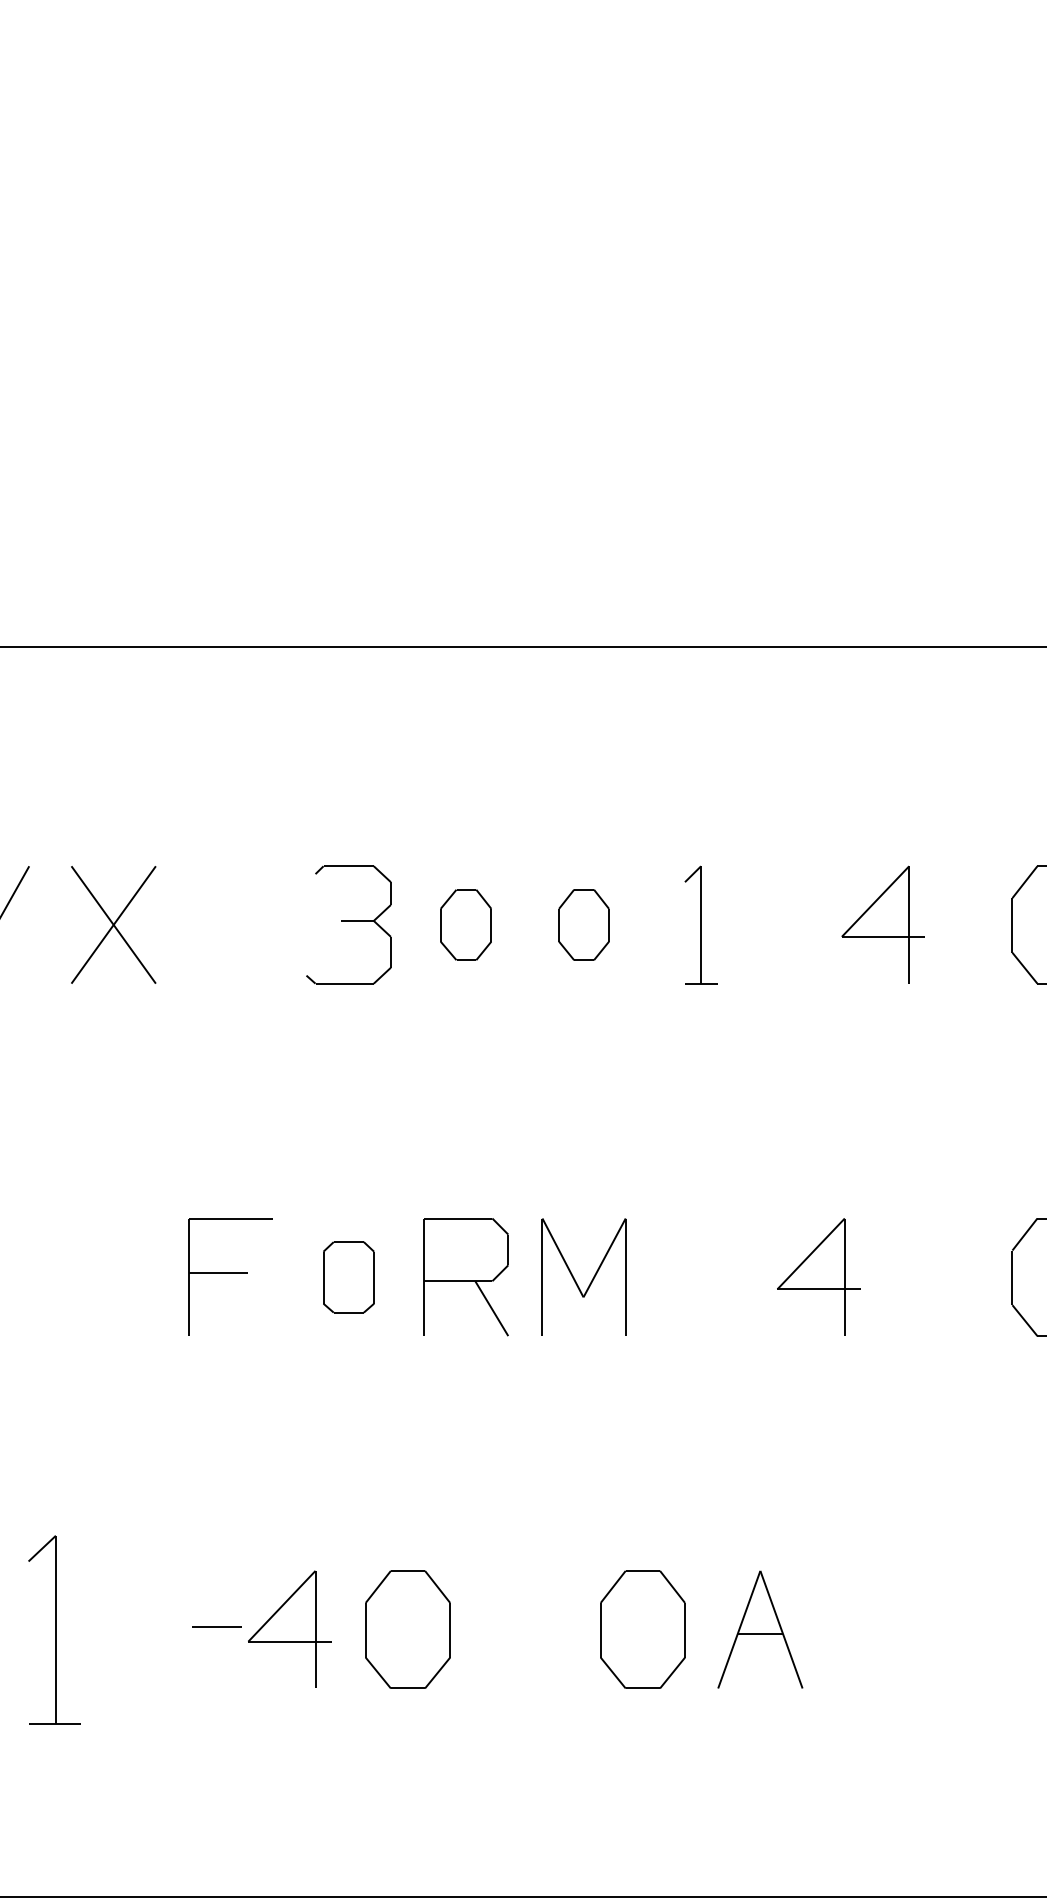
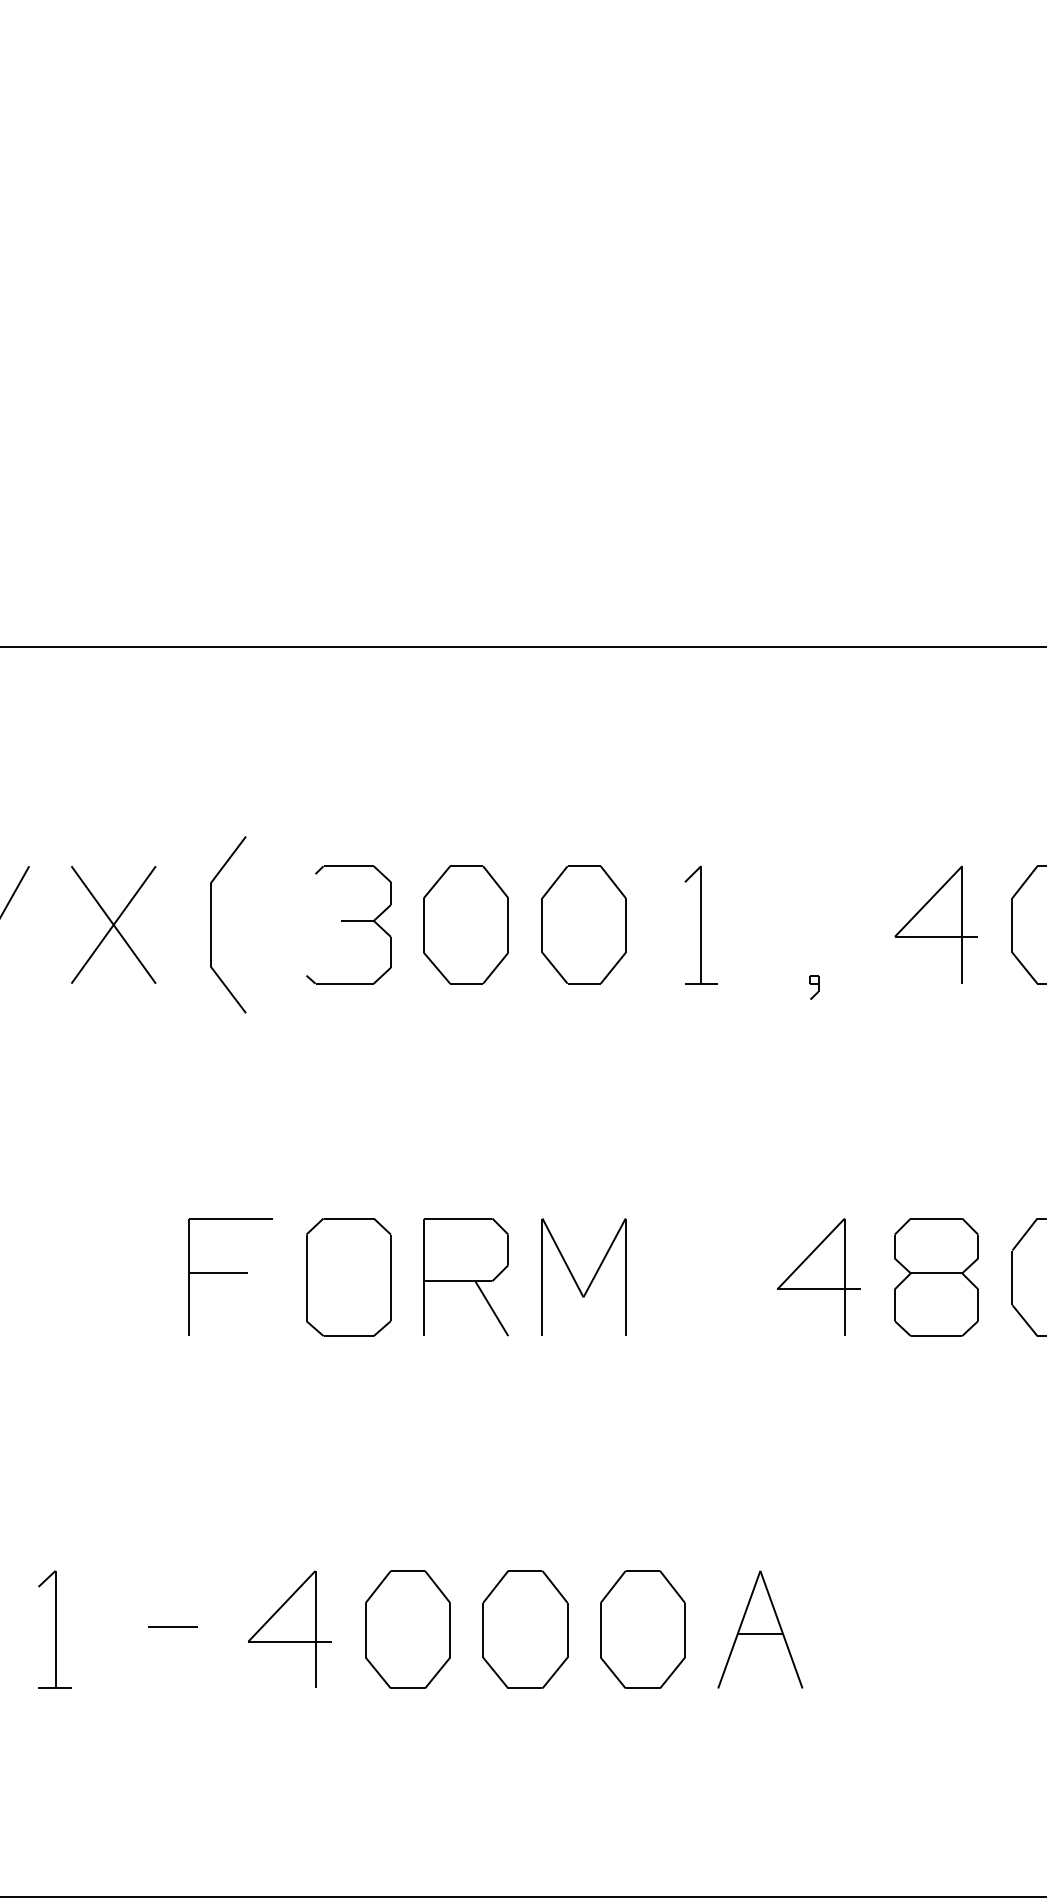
part: none -> present (211, 924)
part size: 52x72 px -> 86x120 px (465, 924)
part size: 52x72 px -> 86x120 px (583, 924)
part position: (882, 924) -> (935, 924) (935, 924)
part: none -> present (814, 987)
part size: 52x73 px -> 86x119 px (348, 1277)
part: none -> present (936, 1277)
line position: (216, 1626) -> (172, 1626) (172, 1626)
part size: 53x190 px -> 34x119 px (54, 1629)
part: none -> present (525, 1629)
